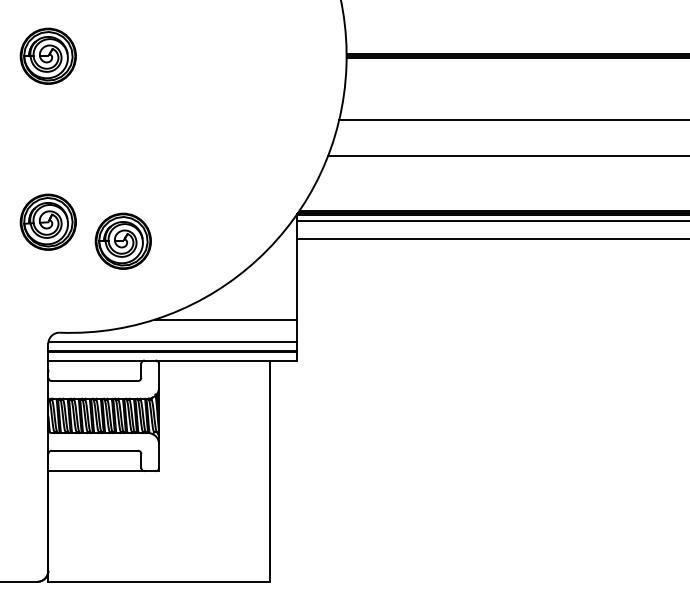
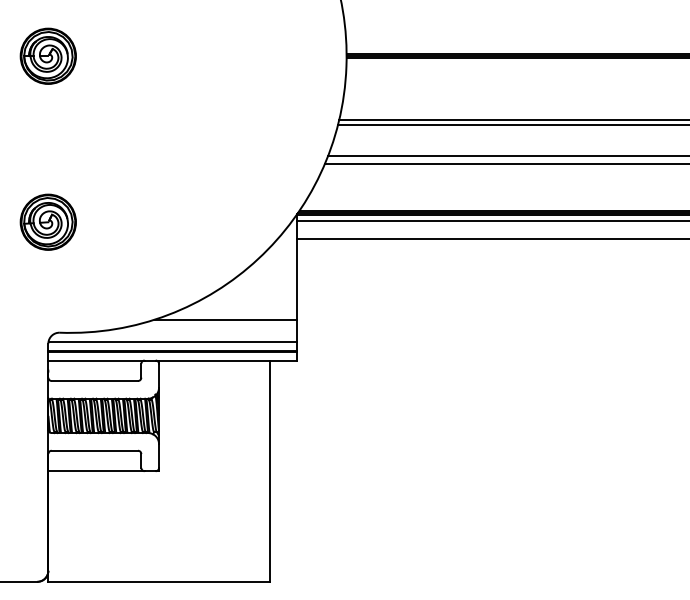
line: none -> present (511, 125)
line: none -> present (505, 164)
part: present -> none (122, 240)
